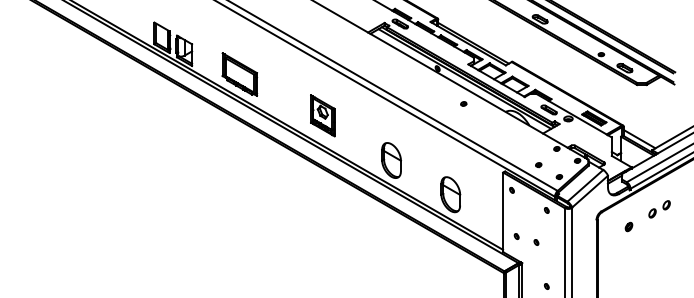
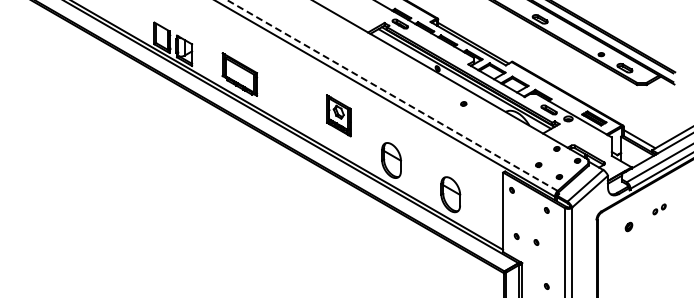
line: solid -> dashed (392, 95)
part position: (322, 115) -> (338, 115) (338, 115)
part size: 23x19 px -> 15x13 px (659, 209)
